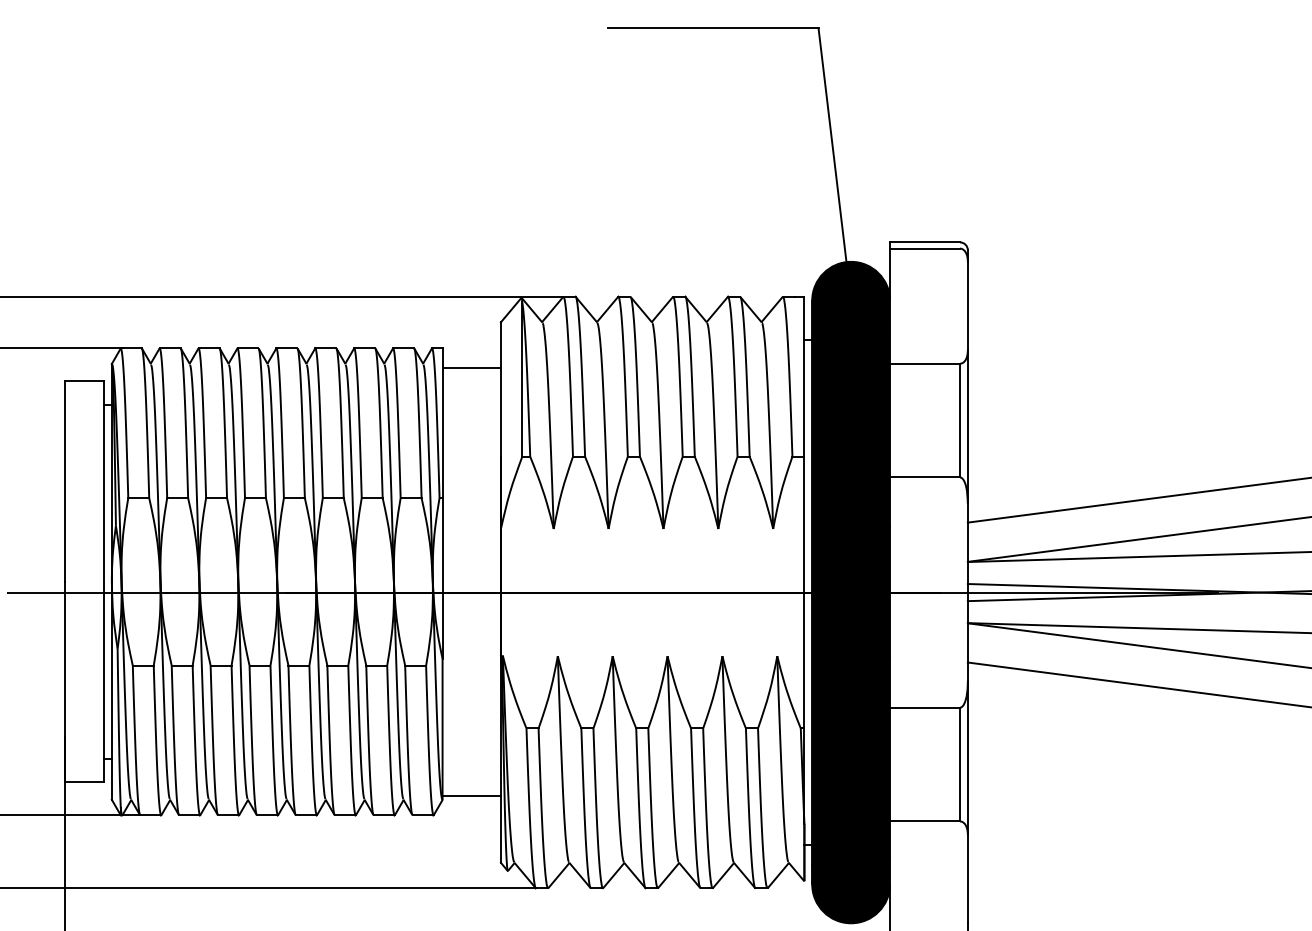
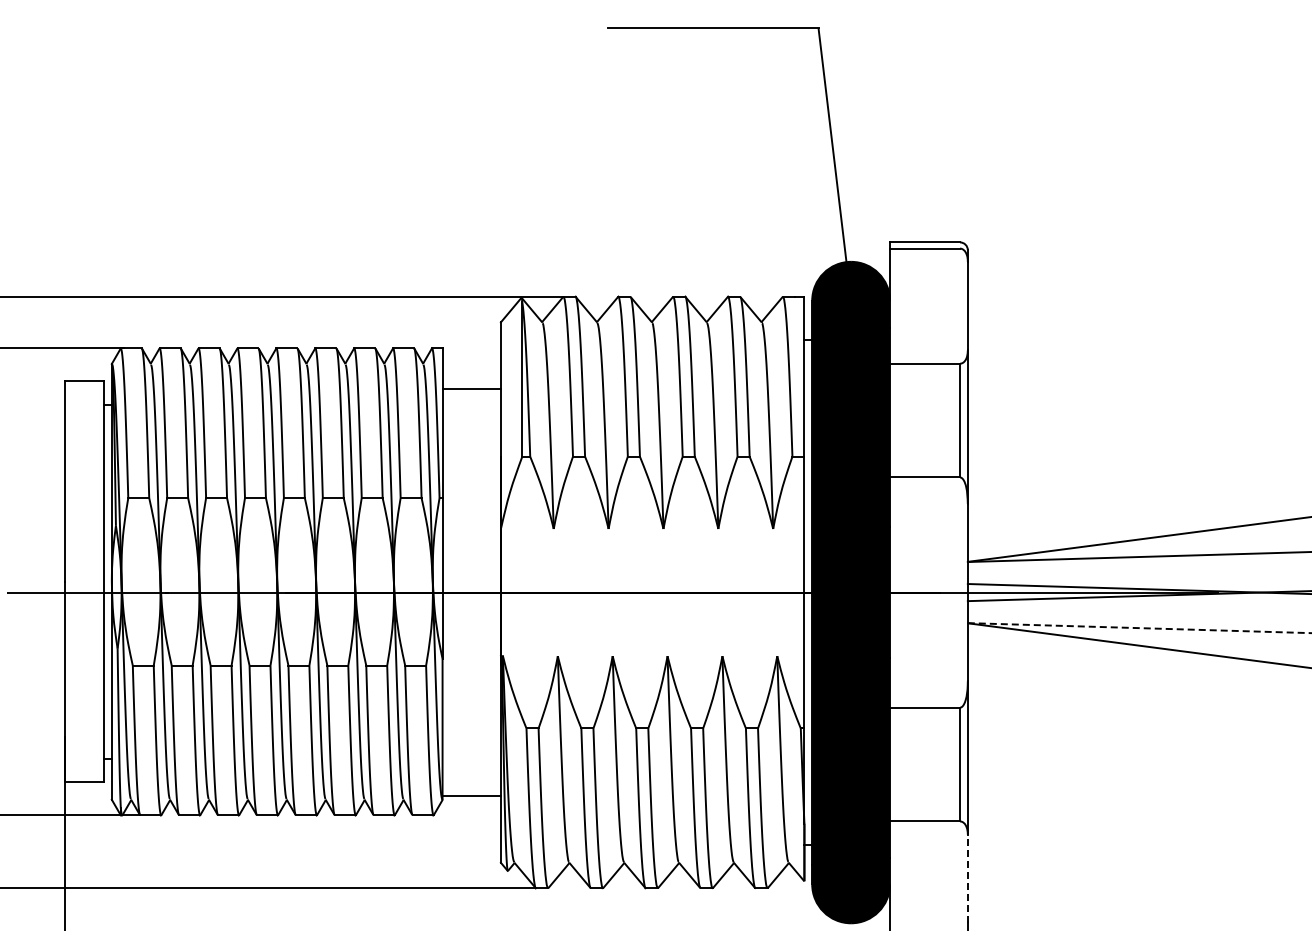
line position: (471, 367) -> (471, 388) (471, 388)
line: present -> none (1137, 500)
line: solid -> dashed (1139, 628)
line: present -> none (1137, 684)
line: solid -> dashed (967, 878)
